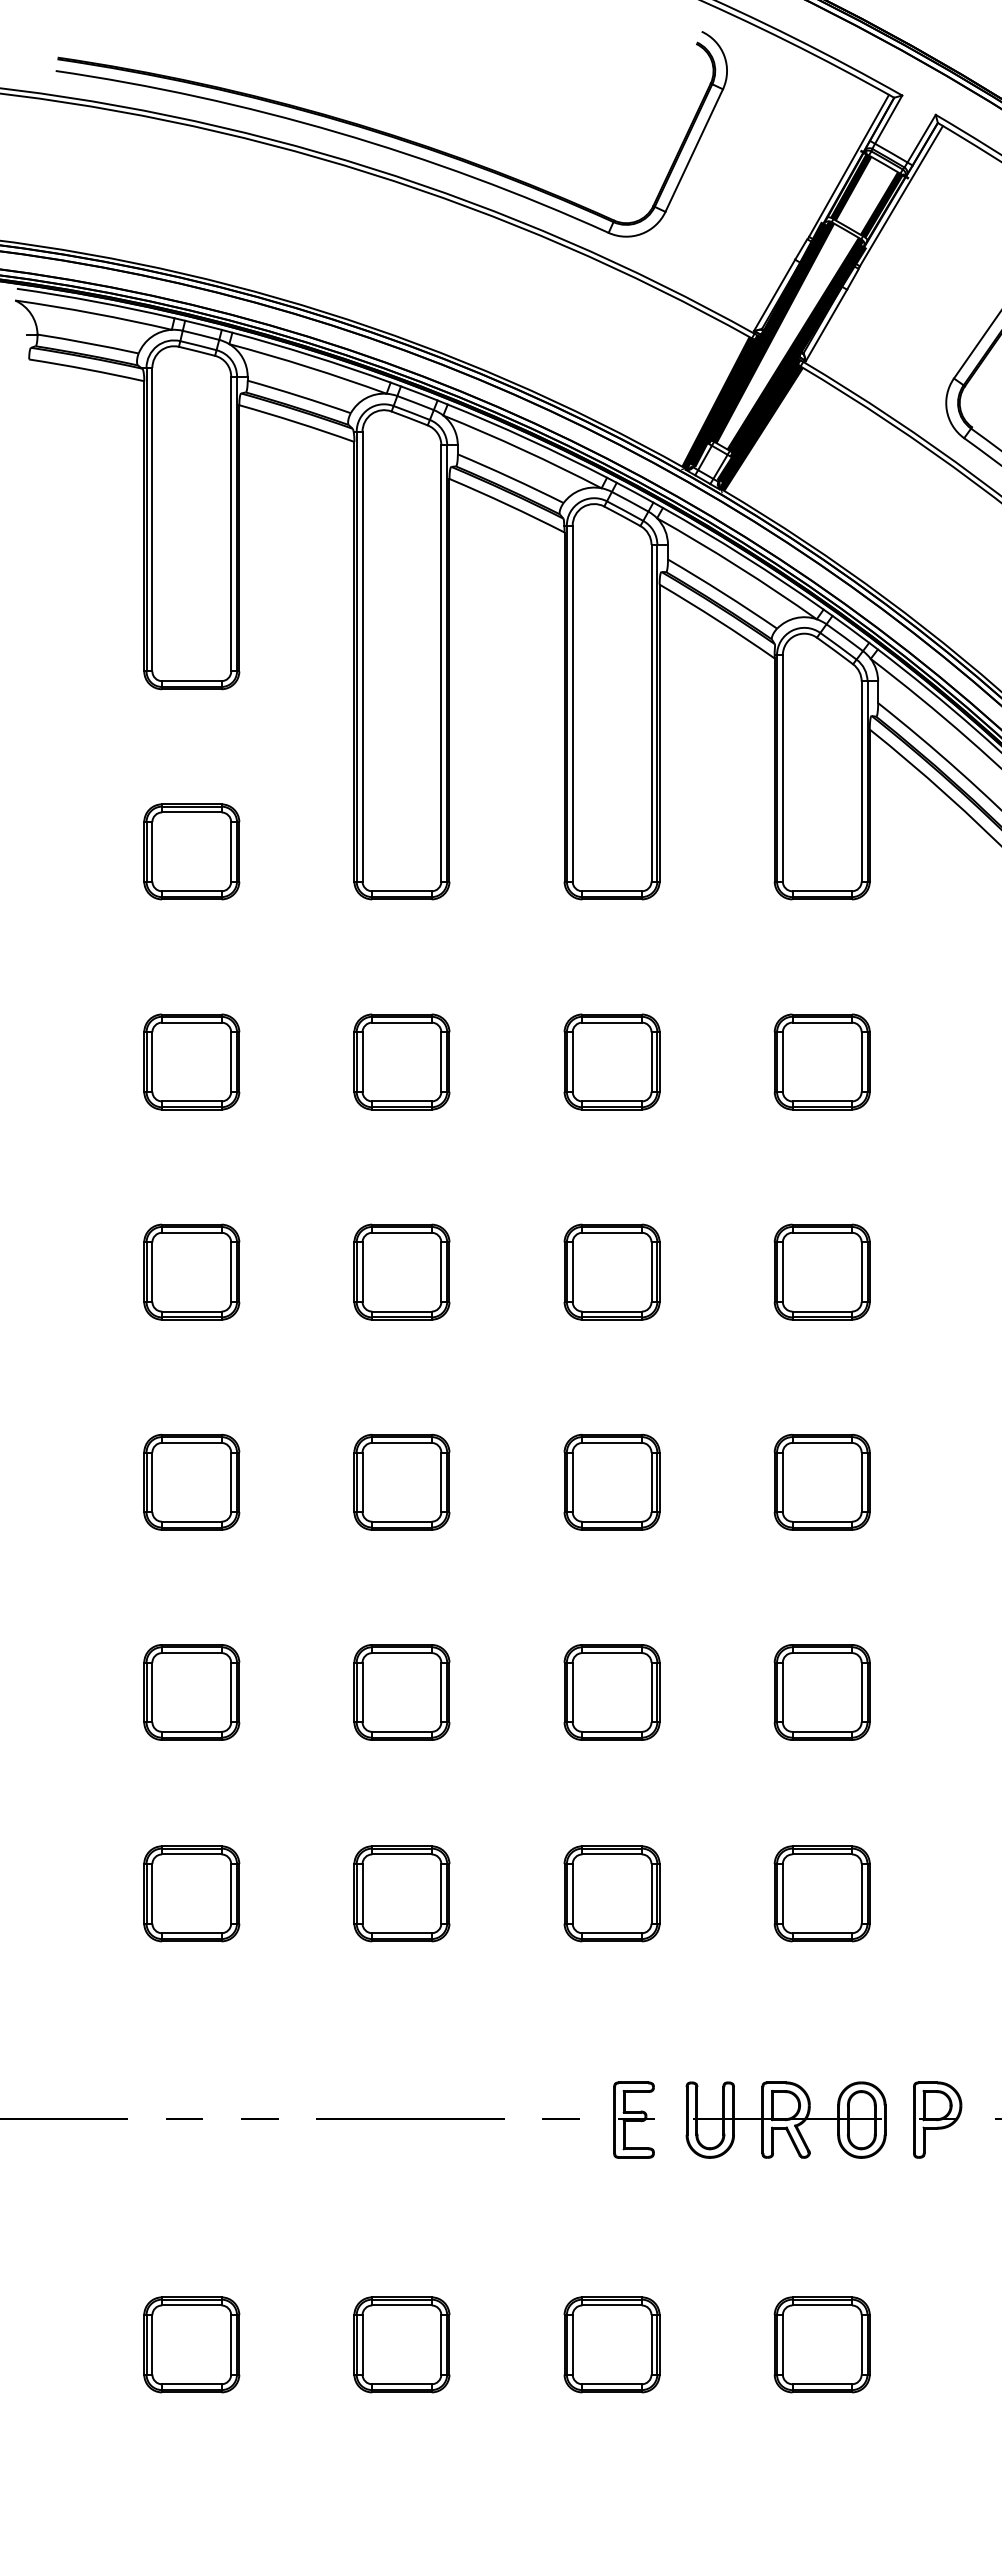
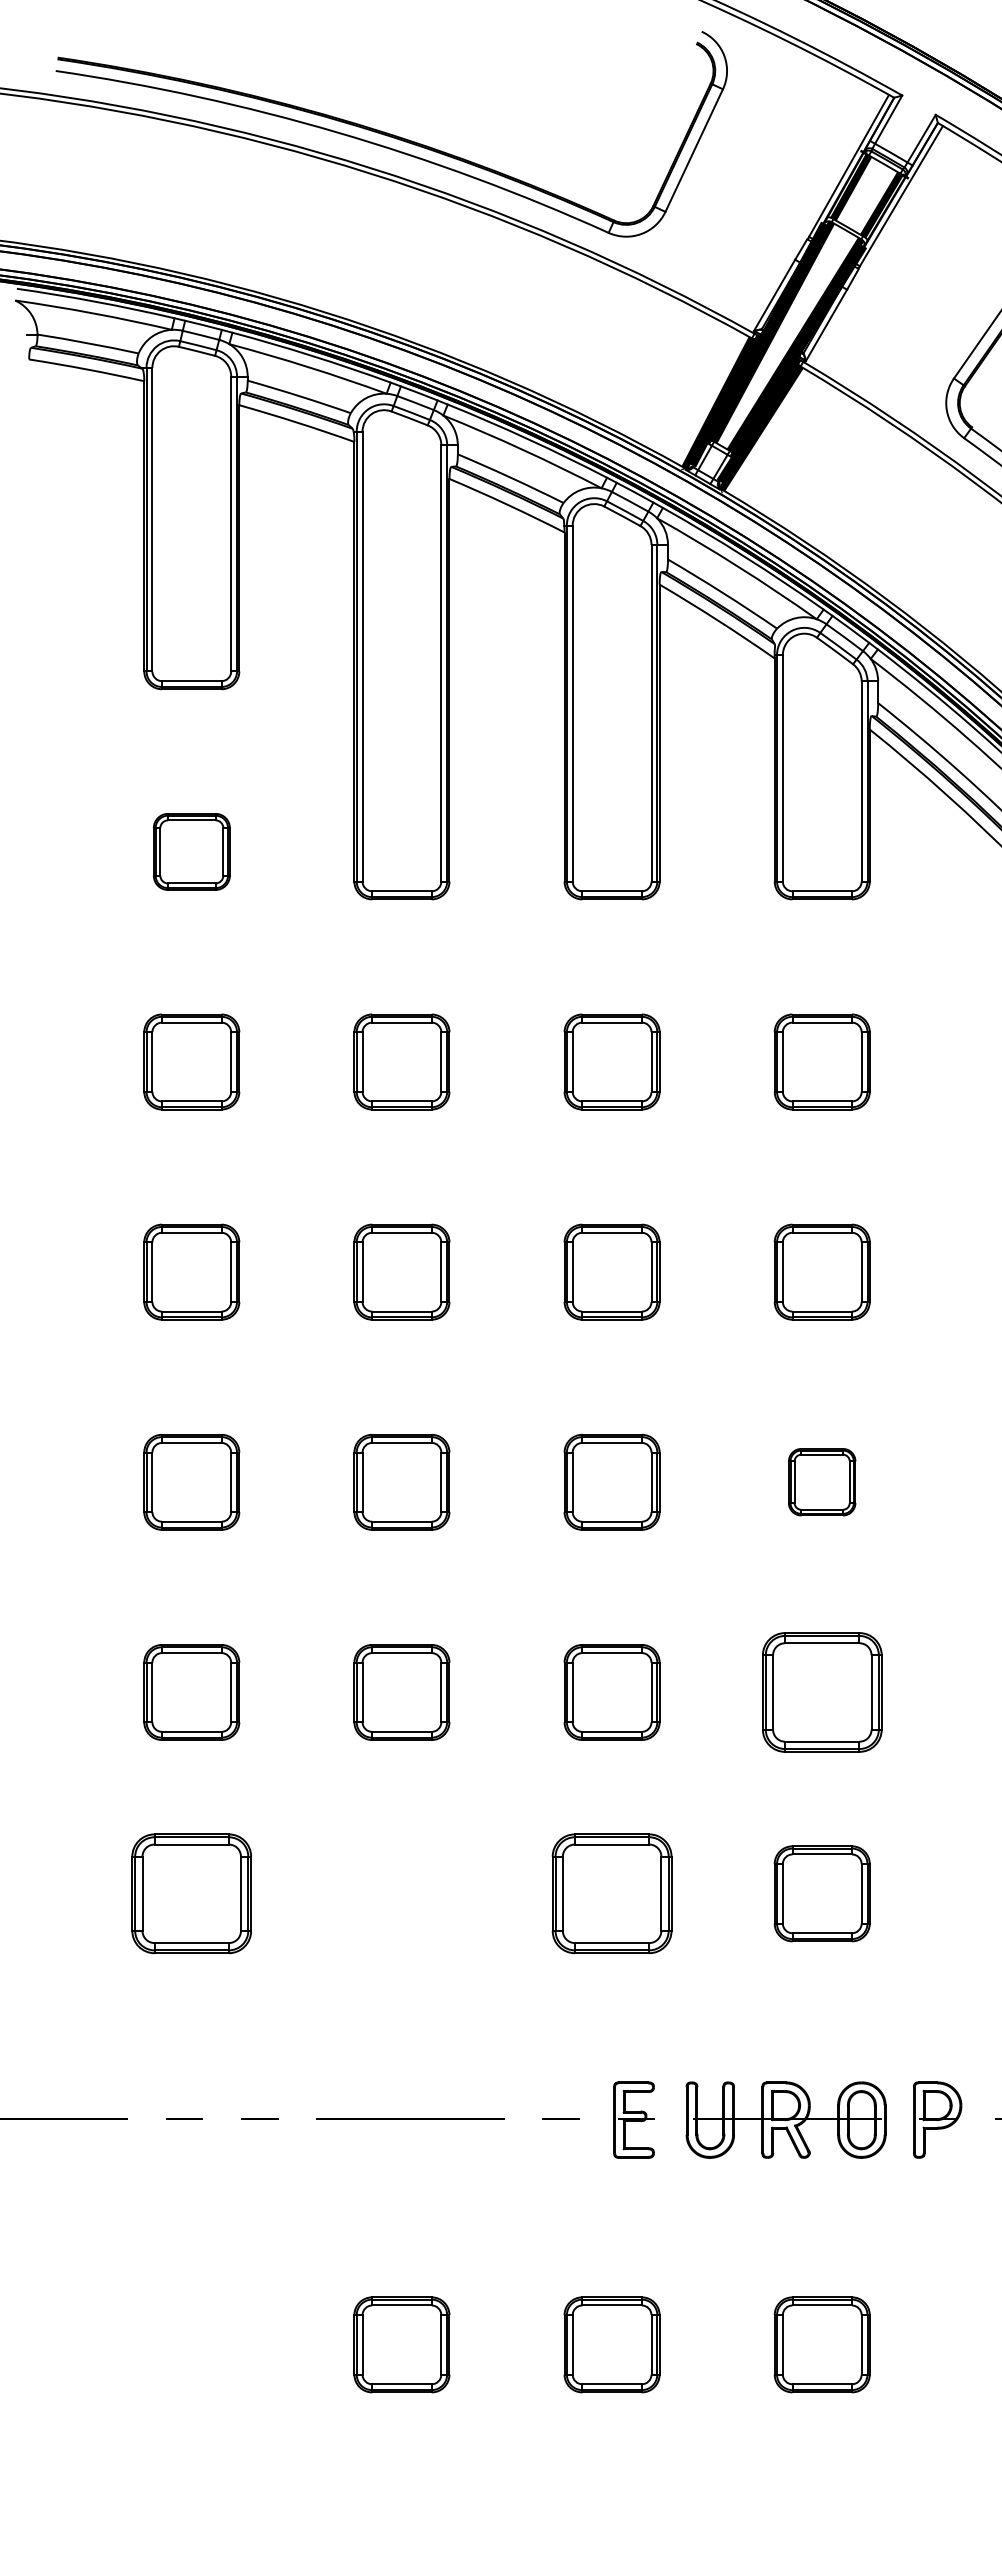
part size: 98x98 px -> 78x78 px (191, 851)
part size: 98x98 px -> 69x69 px (822, 1482)
part size: 98x97 px -> 121x121 px (822, 1692)
part size: 98x98 px -> 121x122 px (191, 1893)
part: present -> none (401, 1893)
part size: 98x98 px -> 122x122 px (611, 1893)
part: present -> none (191, 2344)
